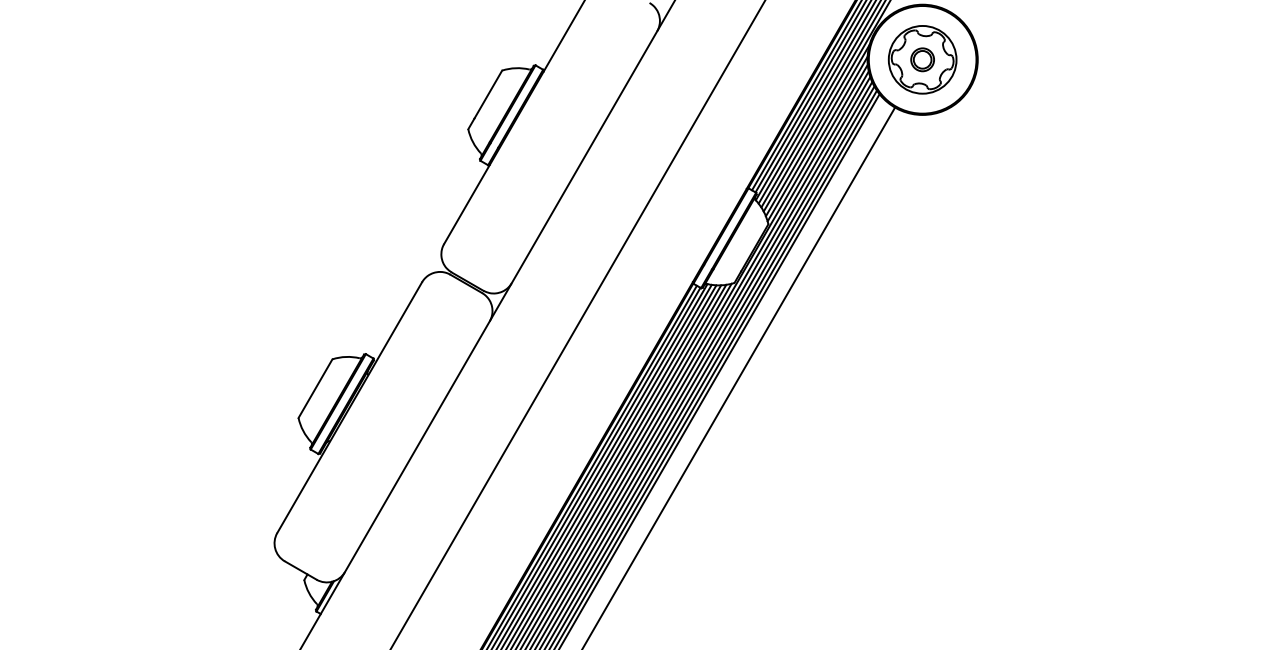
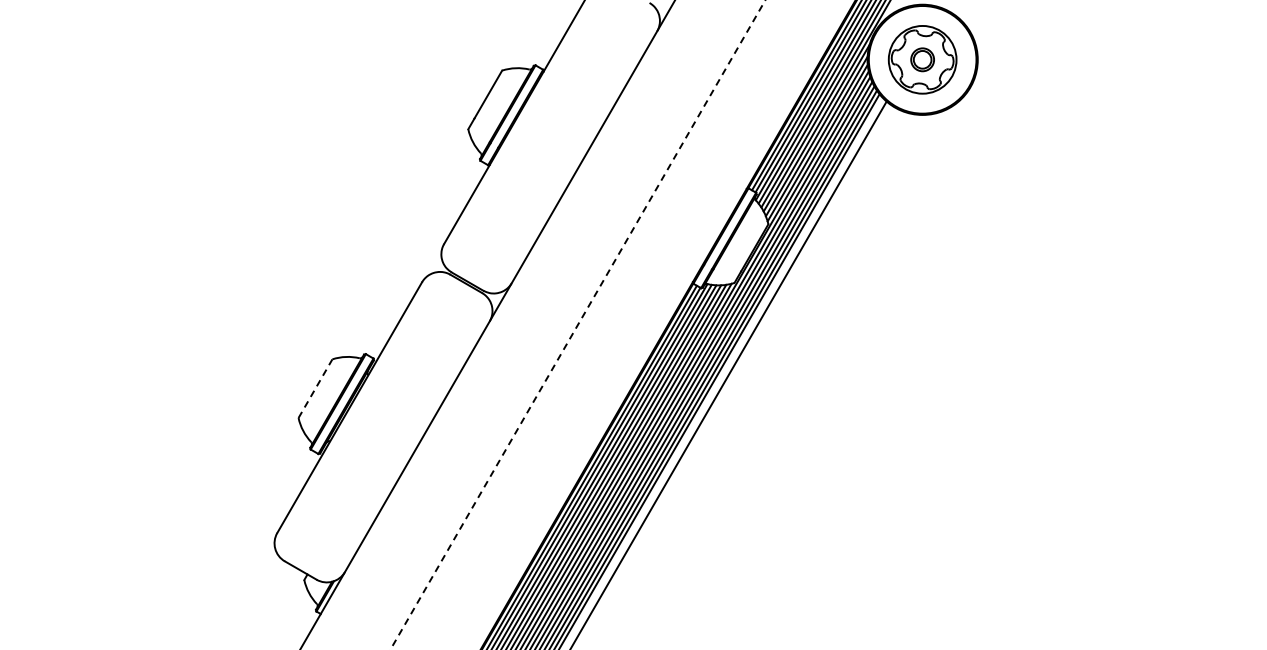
line: solid -> dashed (578, 324)
line position: (739, 376) -> (729, 374) (729, 374)
line: solid -> dashed (315, 388)
